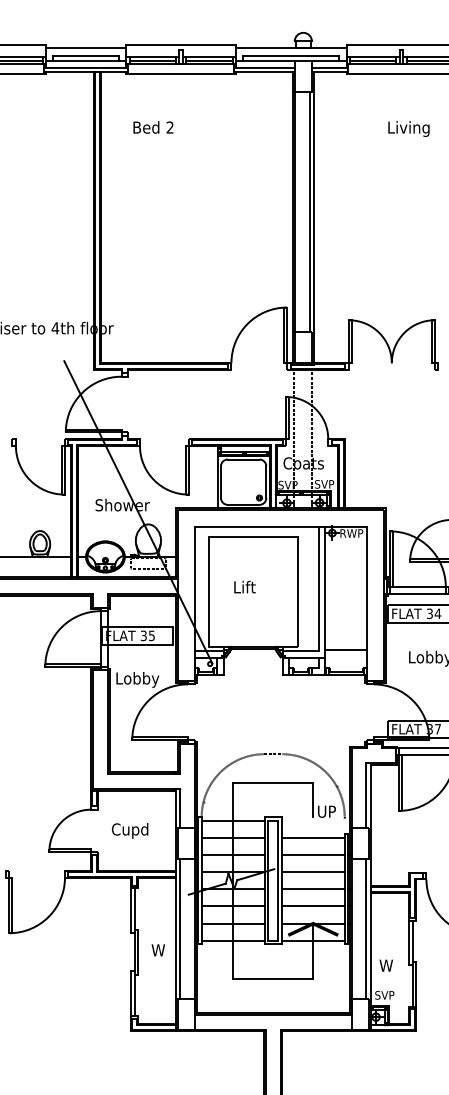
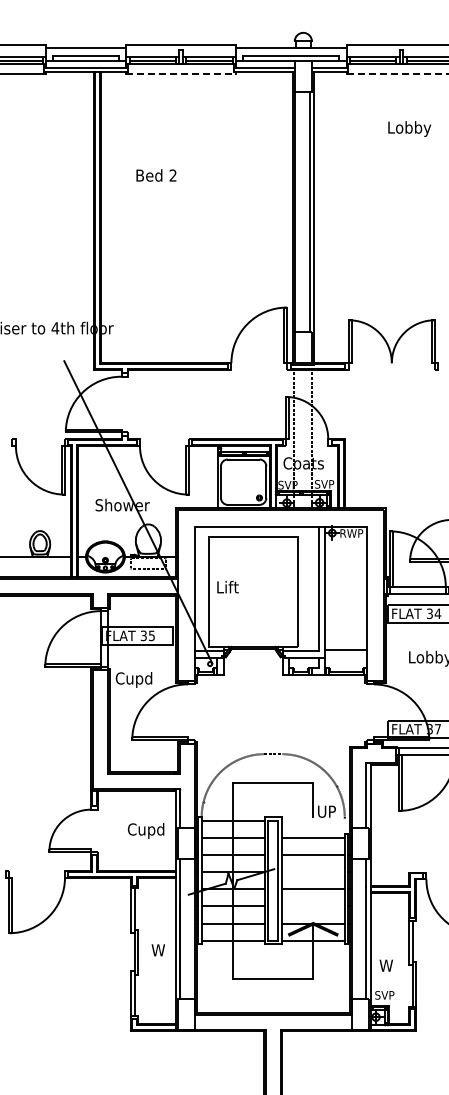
line: solid -> dashed (181, 73)
line: solid -> dashed (398, 73)
text position: (153, 127) -> (156, 175) (156, 175)
text: Living -> Lobby (413, 128)
text position: (244, 586) -> (227, 586) (227, 586)
text: Lobby -> Cupd (137, 679)
text position: (129, 830) -> (145, 830) (145, 830)
line: present -> none (312, 872)
line: present -> none (312, 906)
